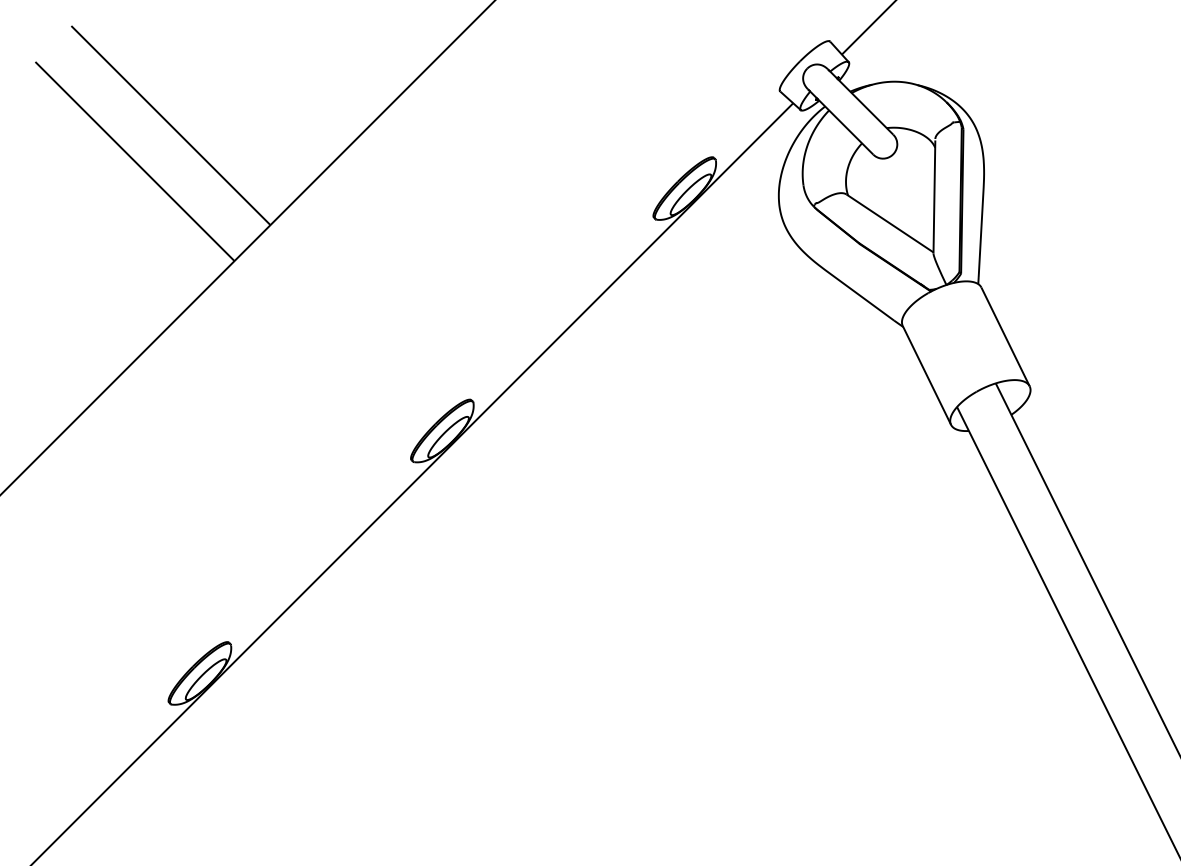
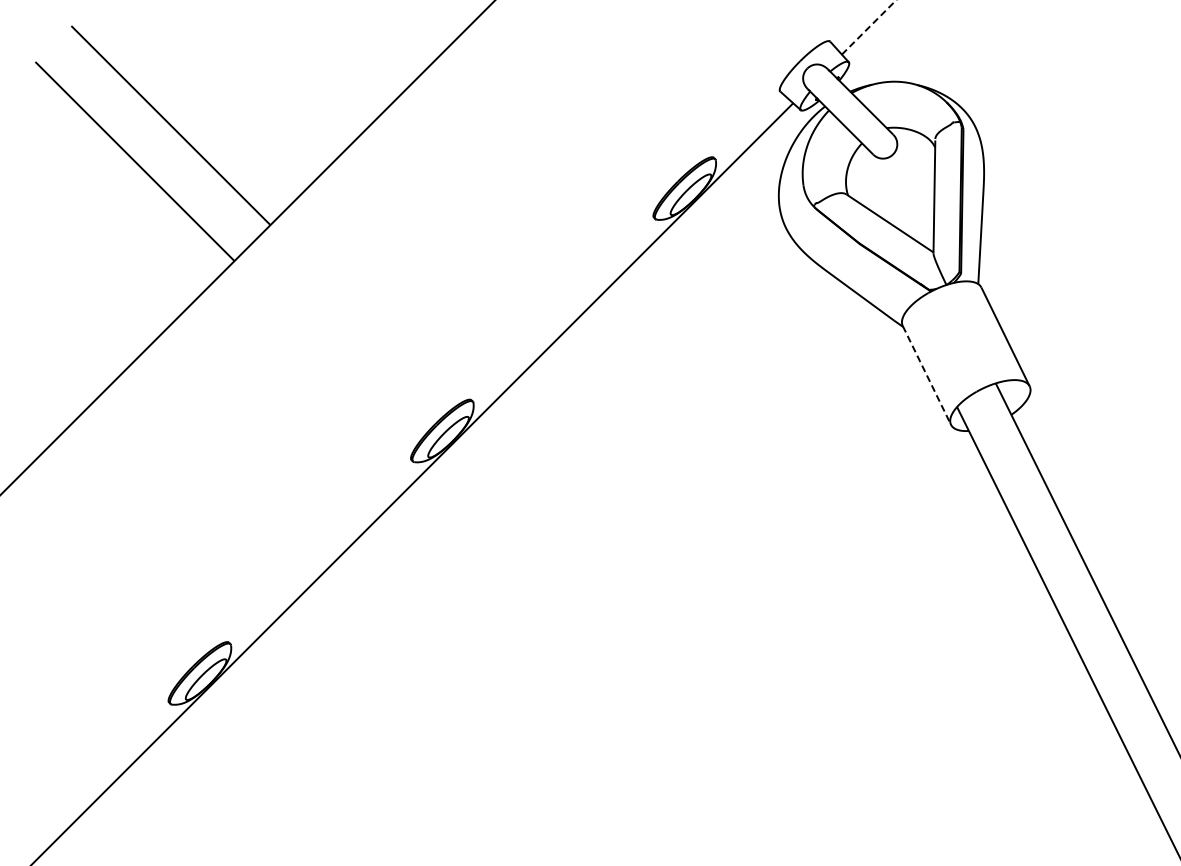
line: solid -> dashed (869, 27)
line: solid -> dashed (926, 375)
